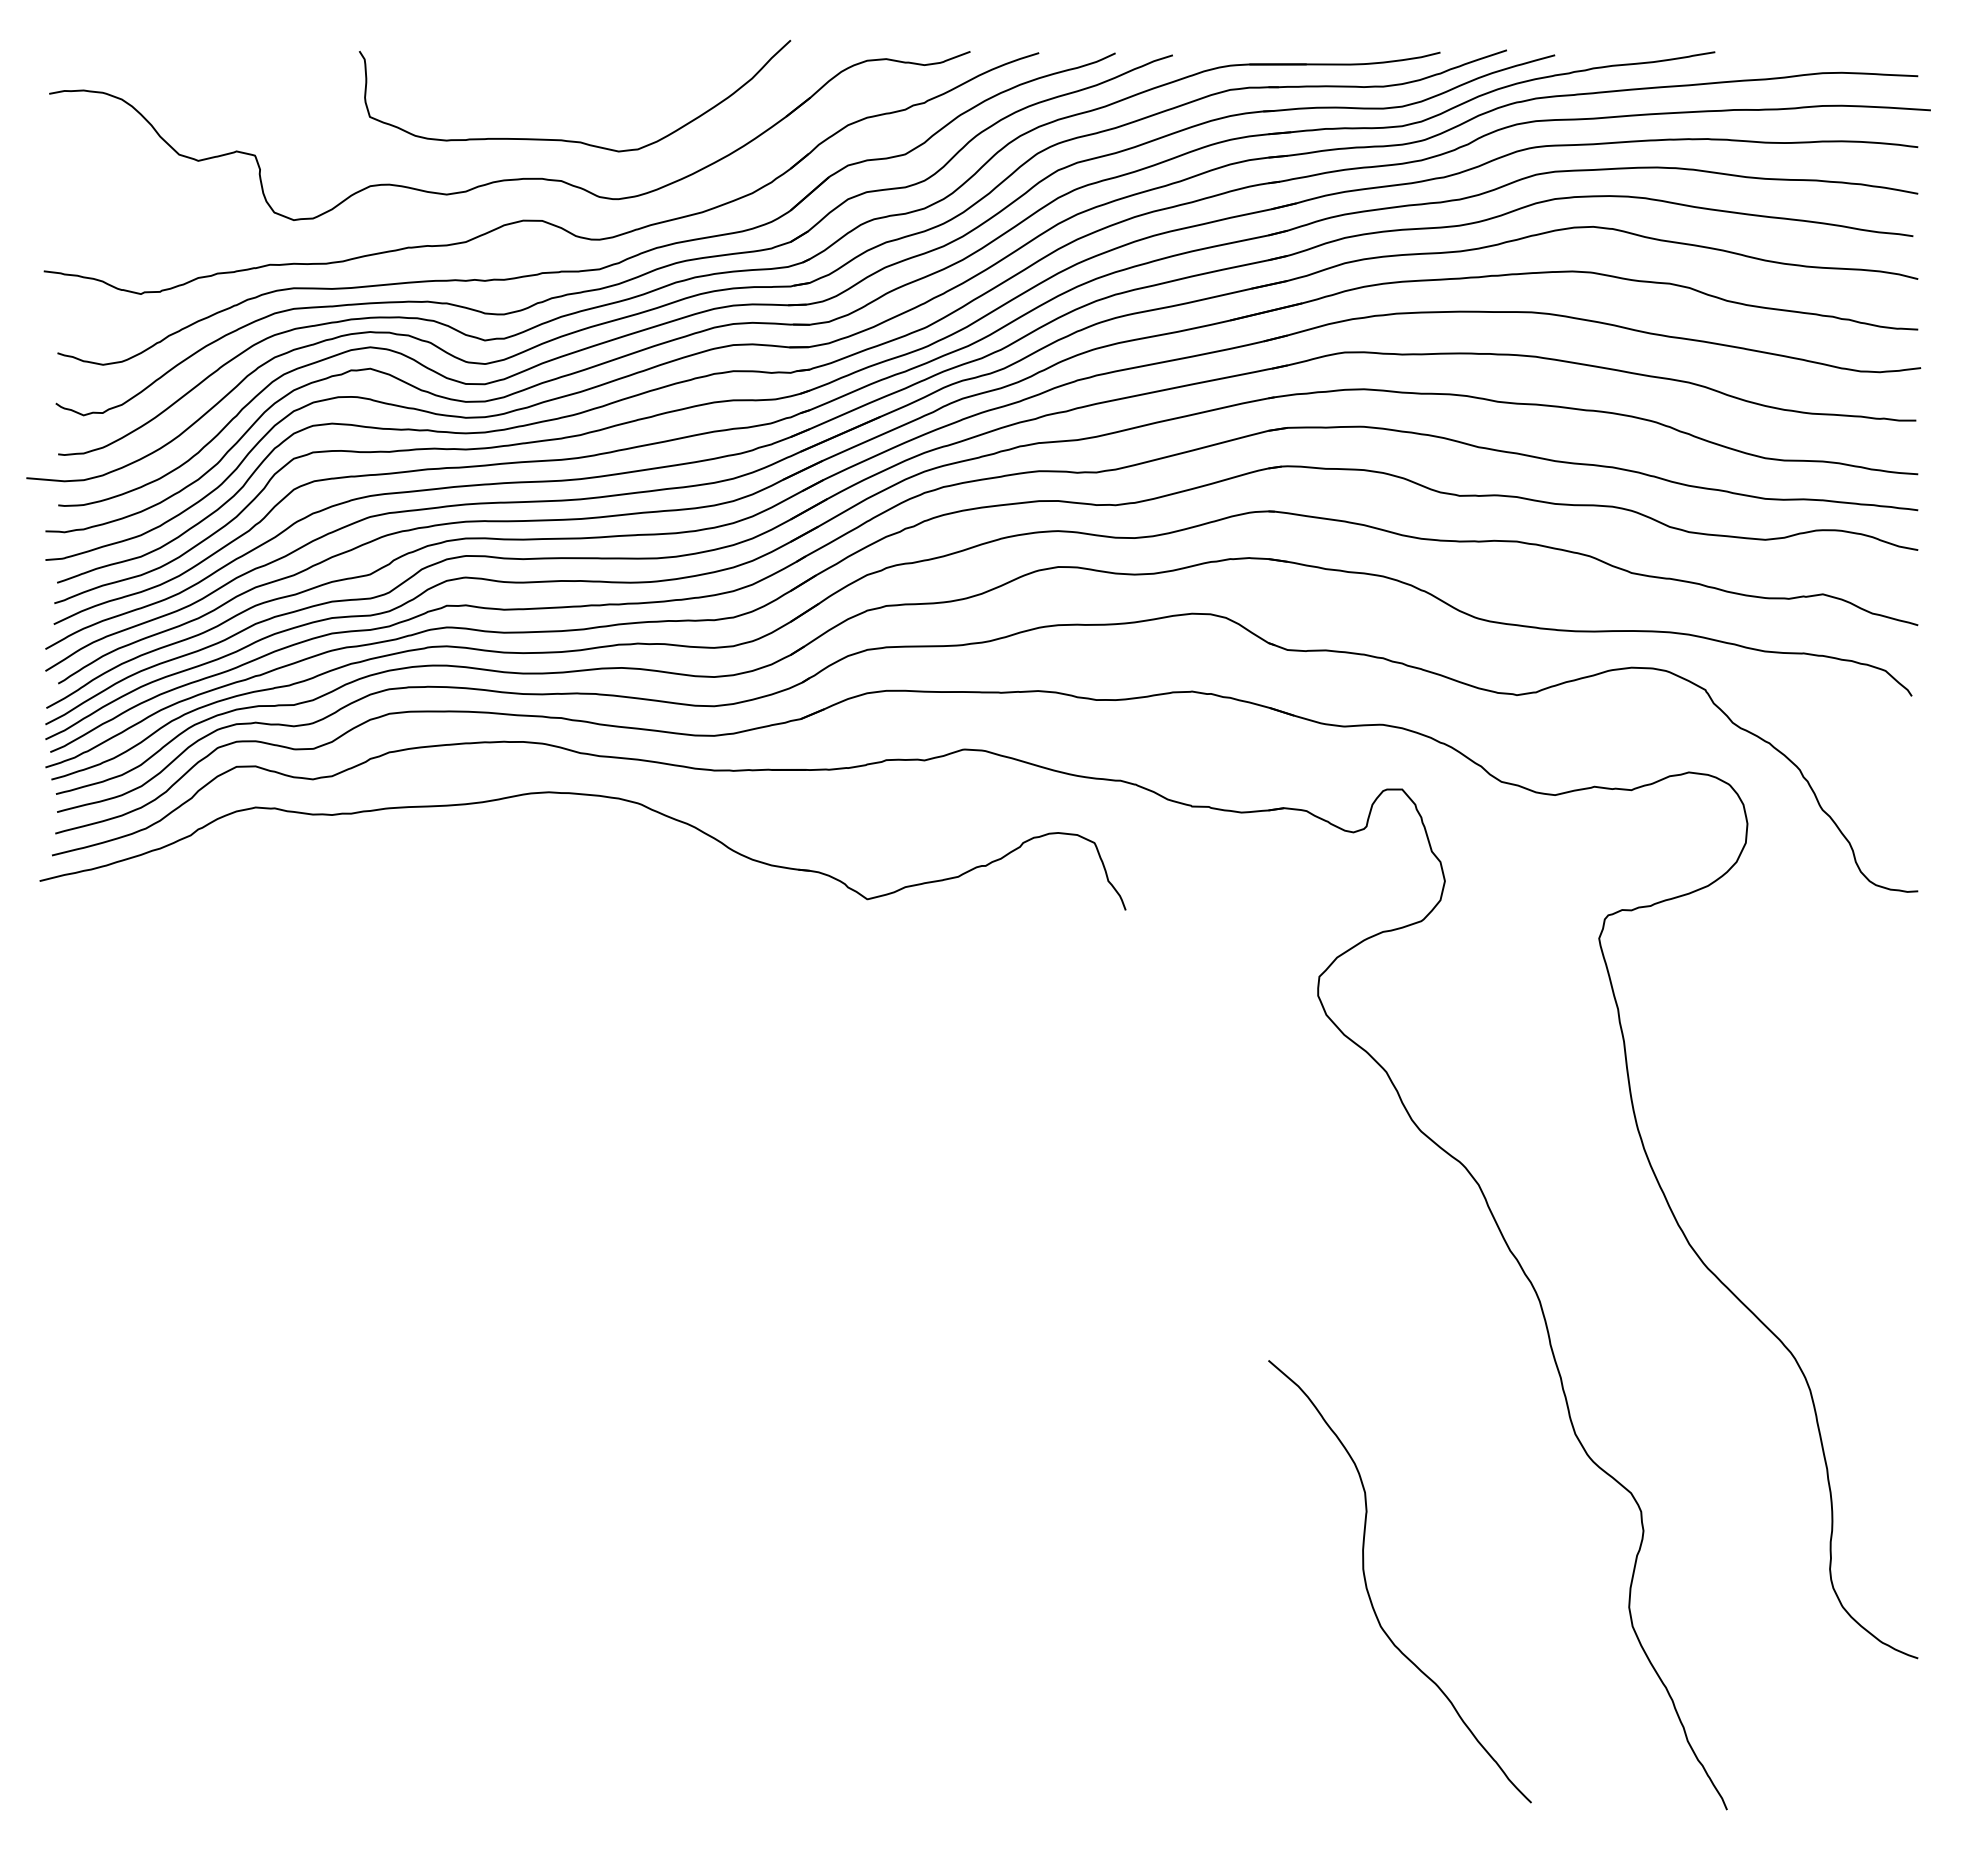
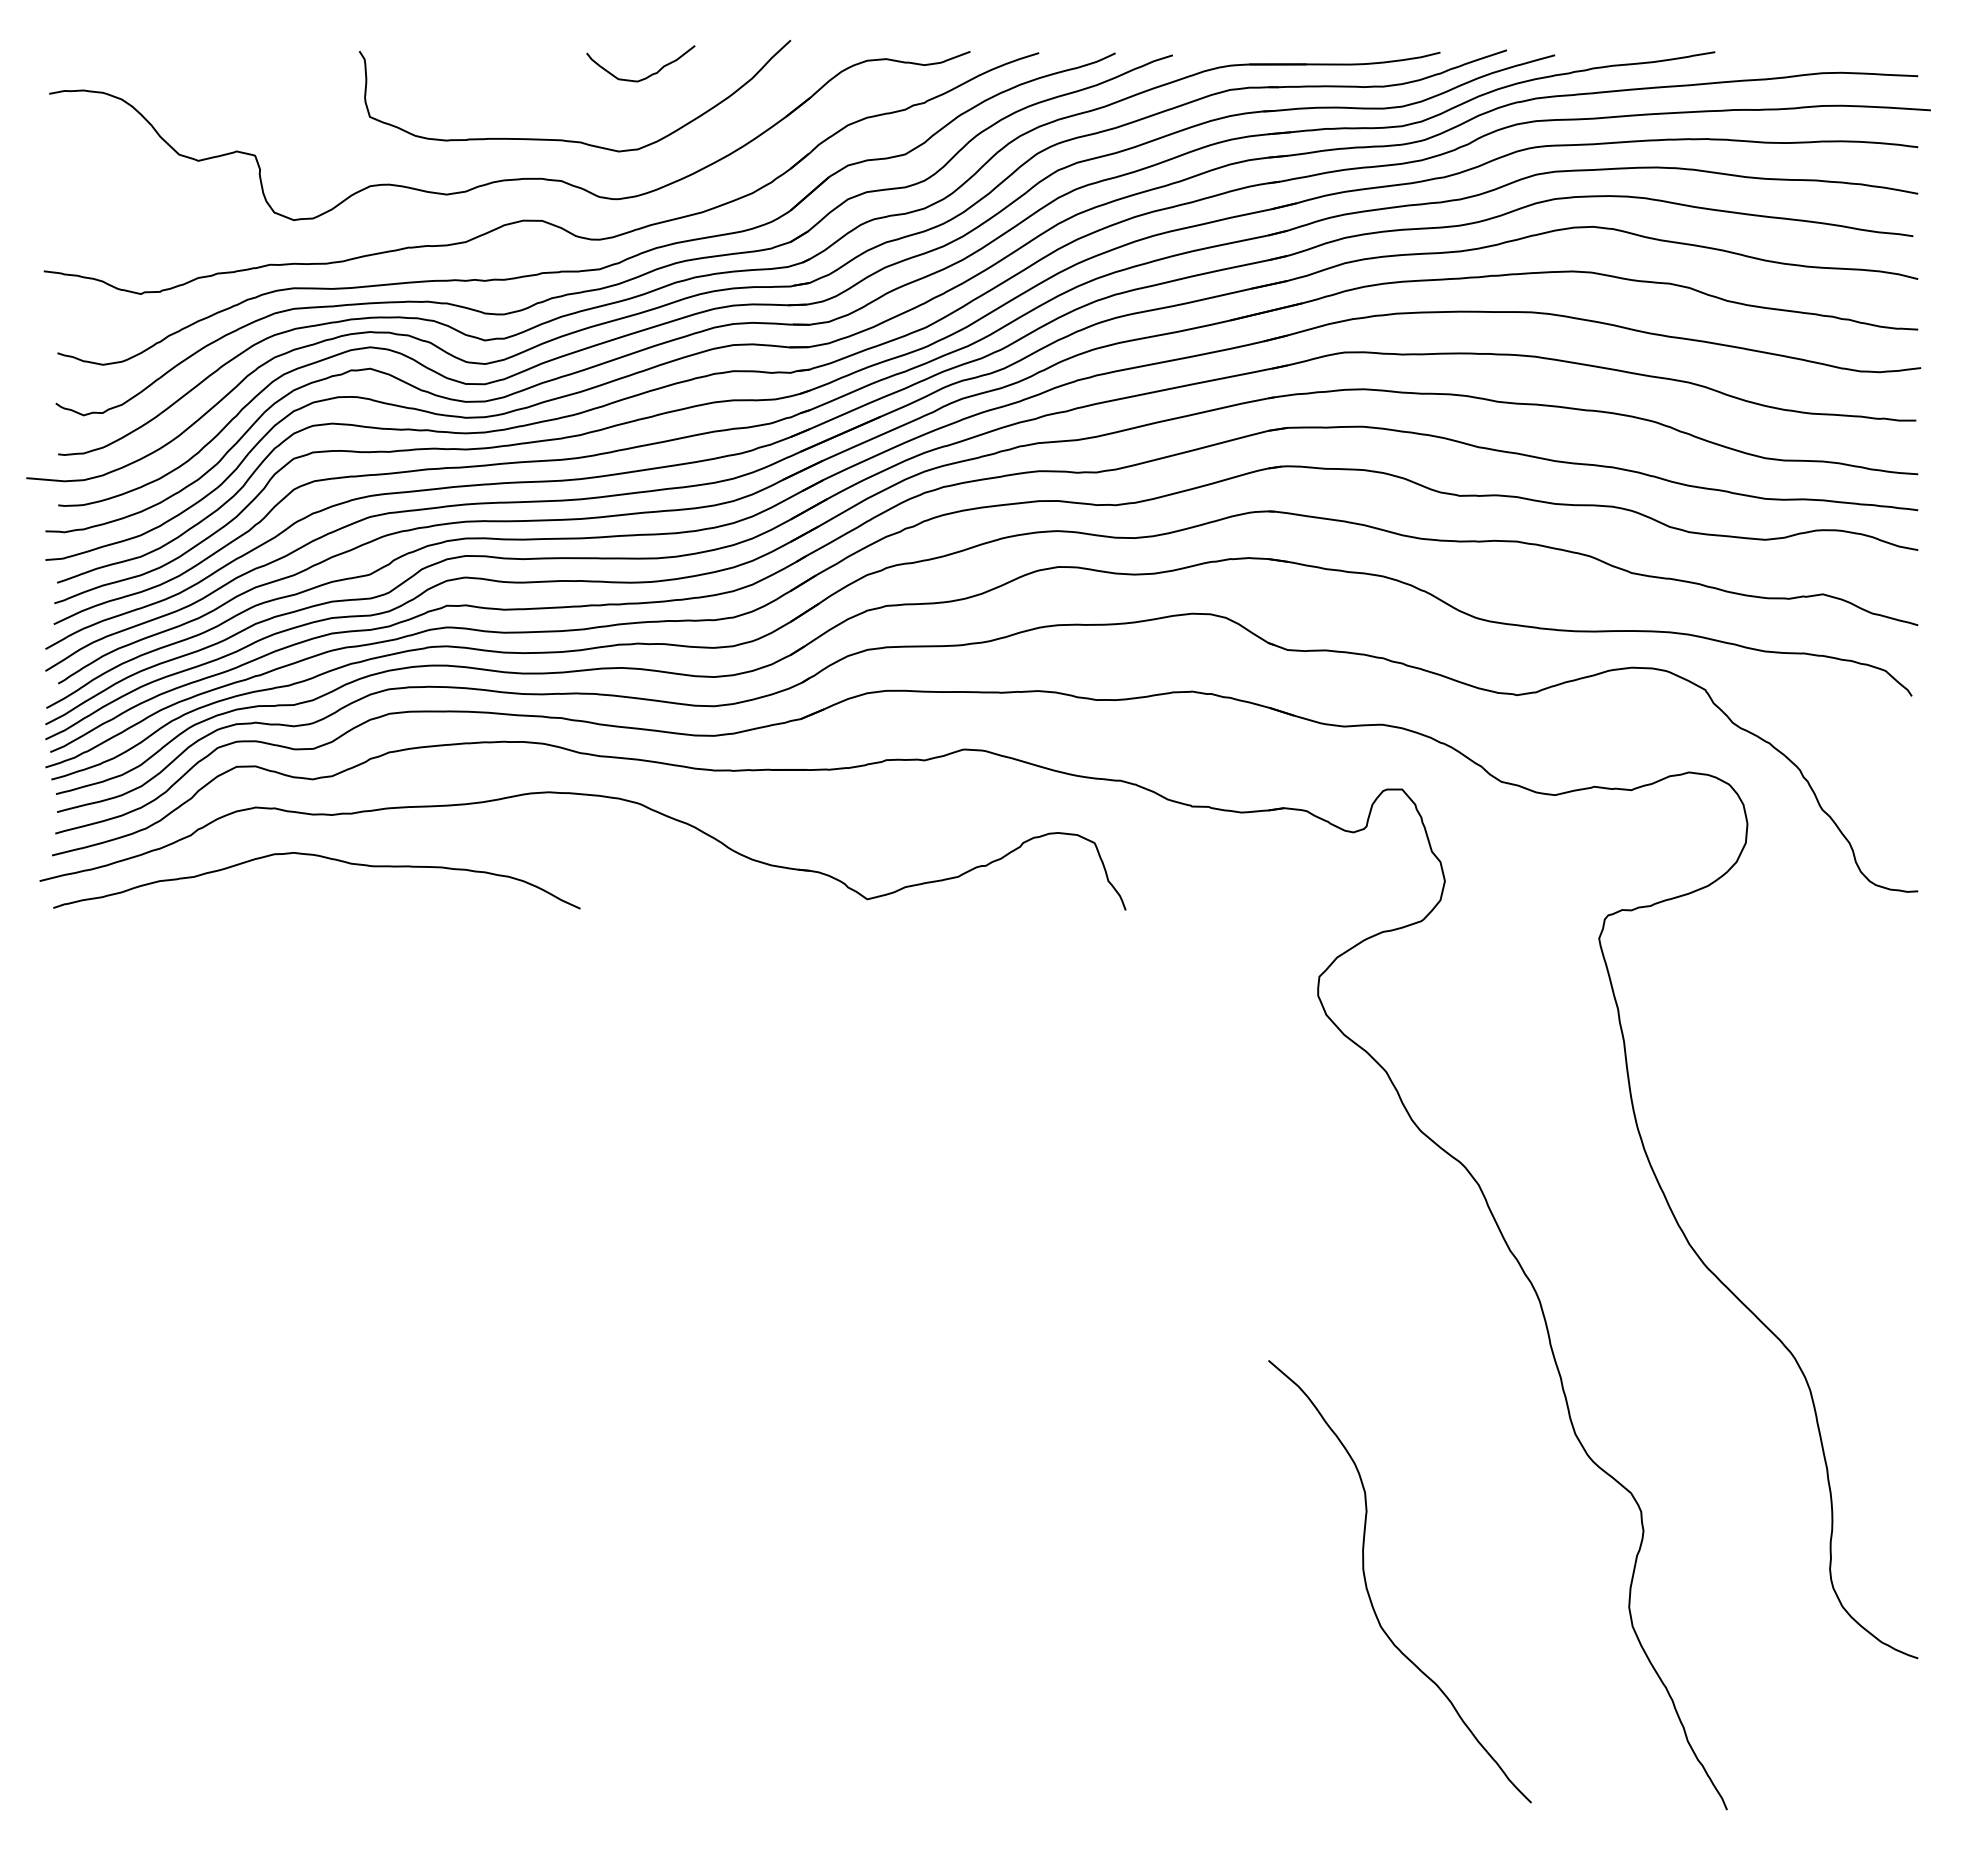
curve: none -> present (648, 75)
curve: none -> present (320, 857)
